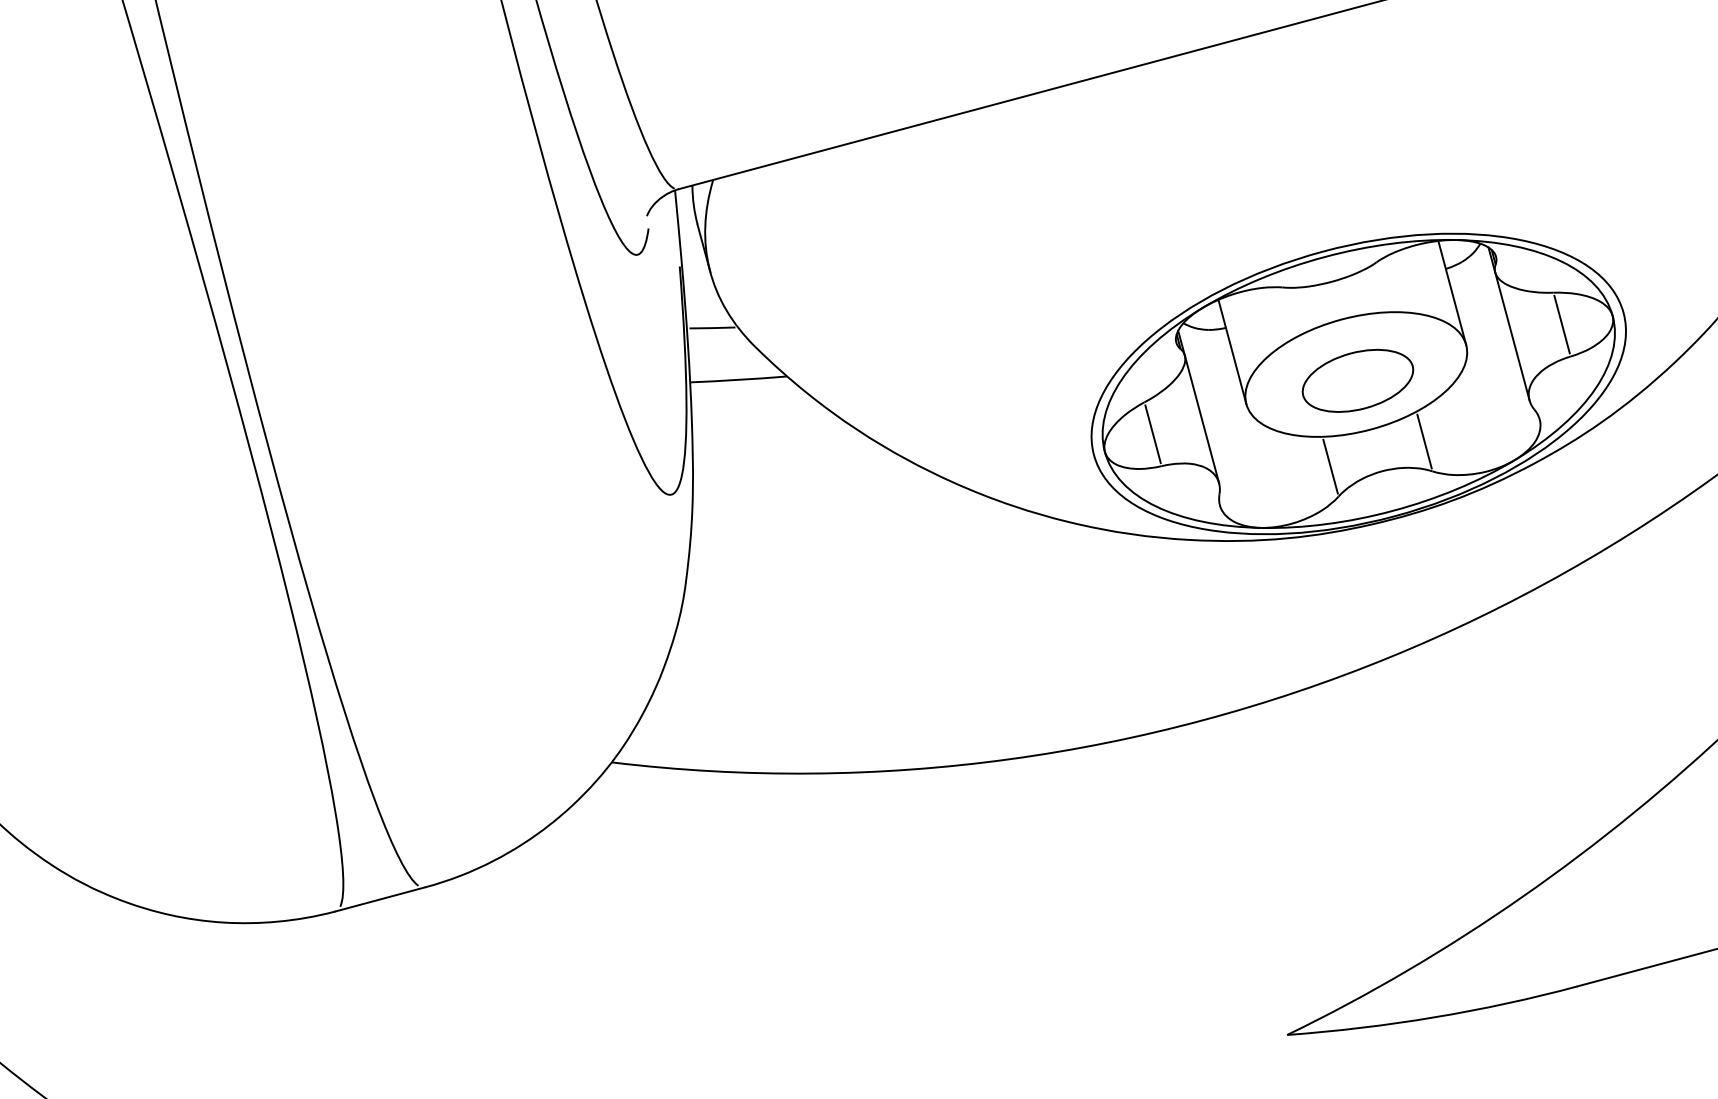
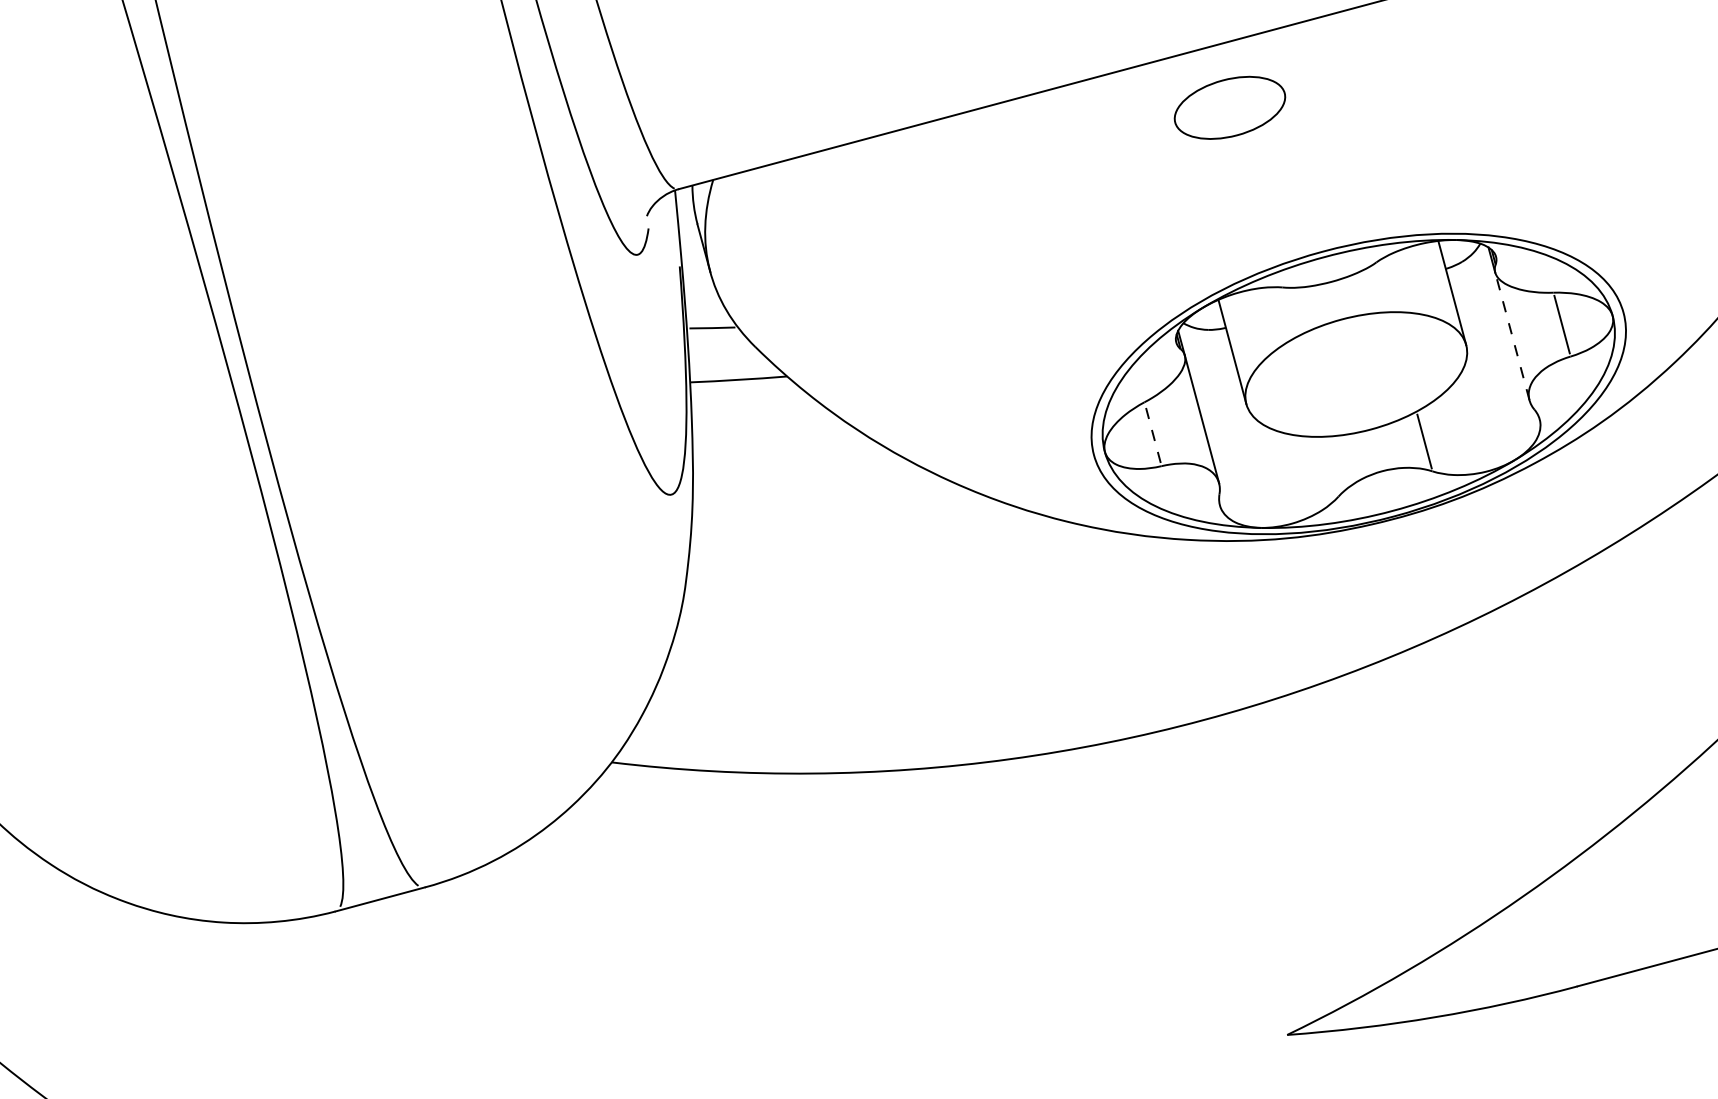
line: solid -> dashed (1512, 335)
part position: (1357, 380) -> (1229, 107) (1229, 107)
line: solid -> dashed (1153, 434)
line: present -> none (1330, 466)
